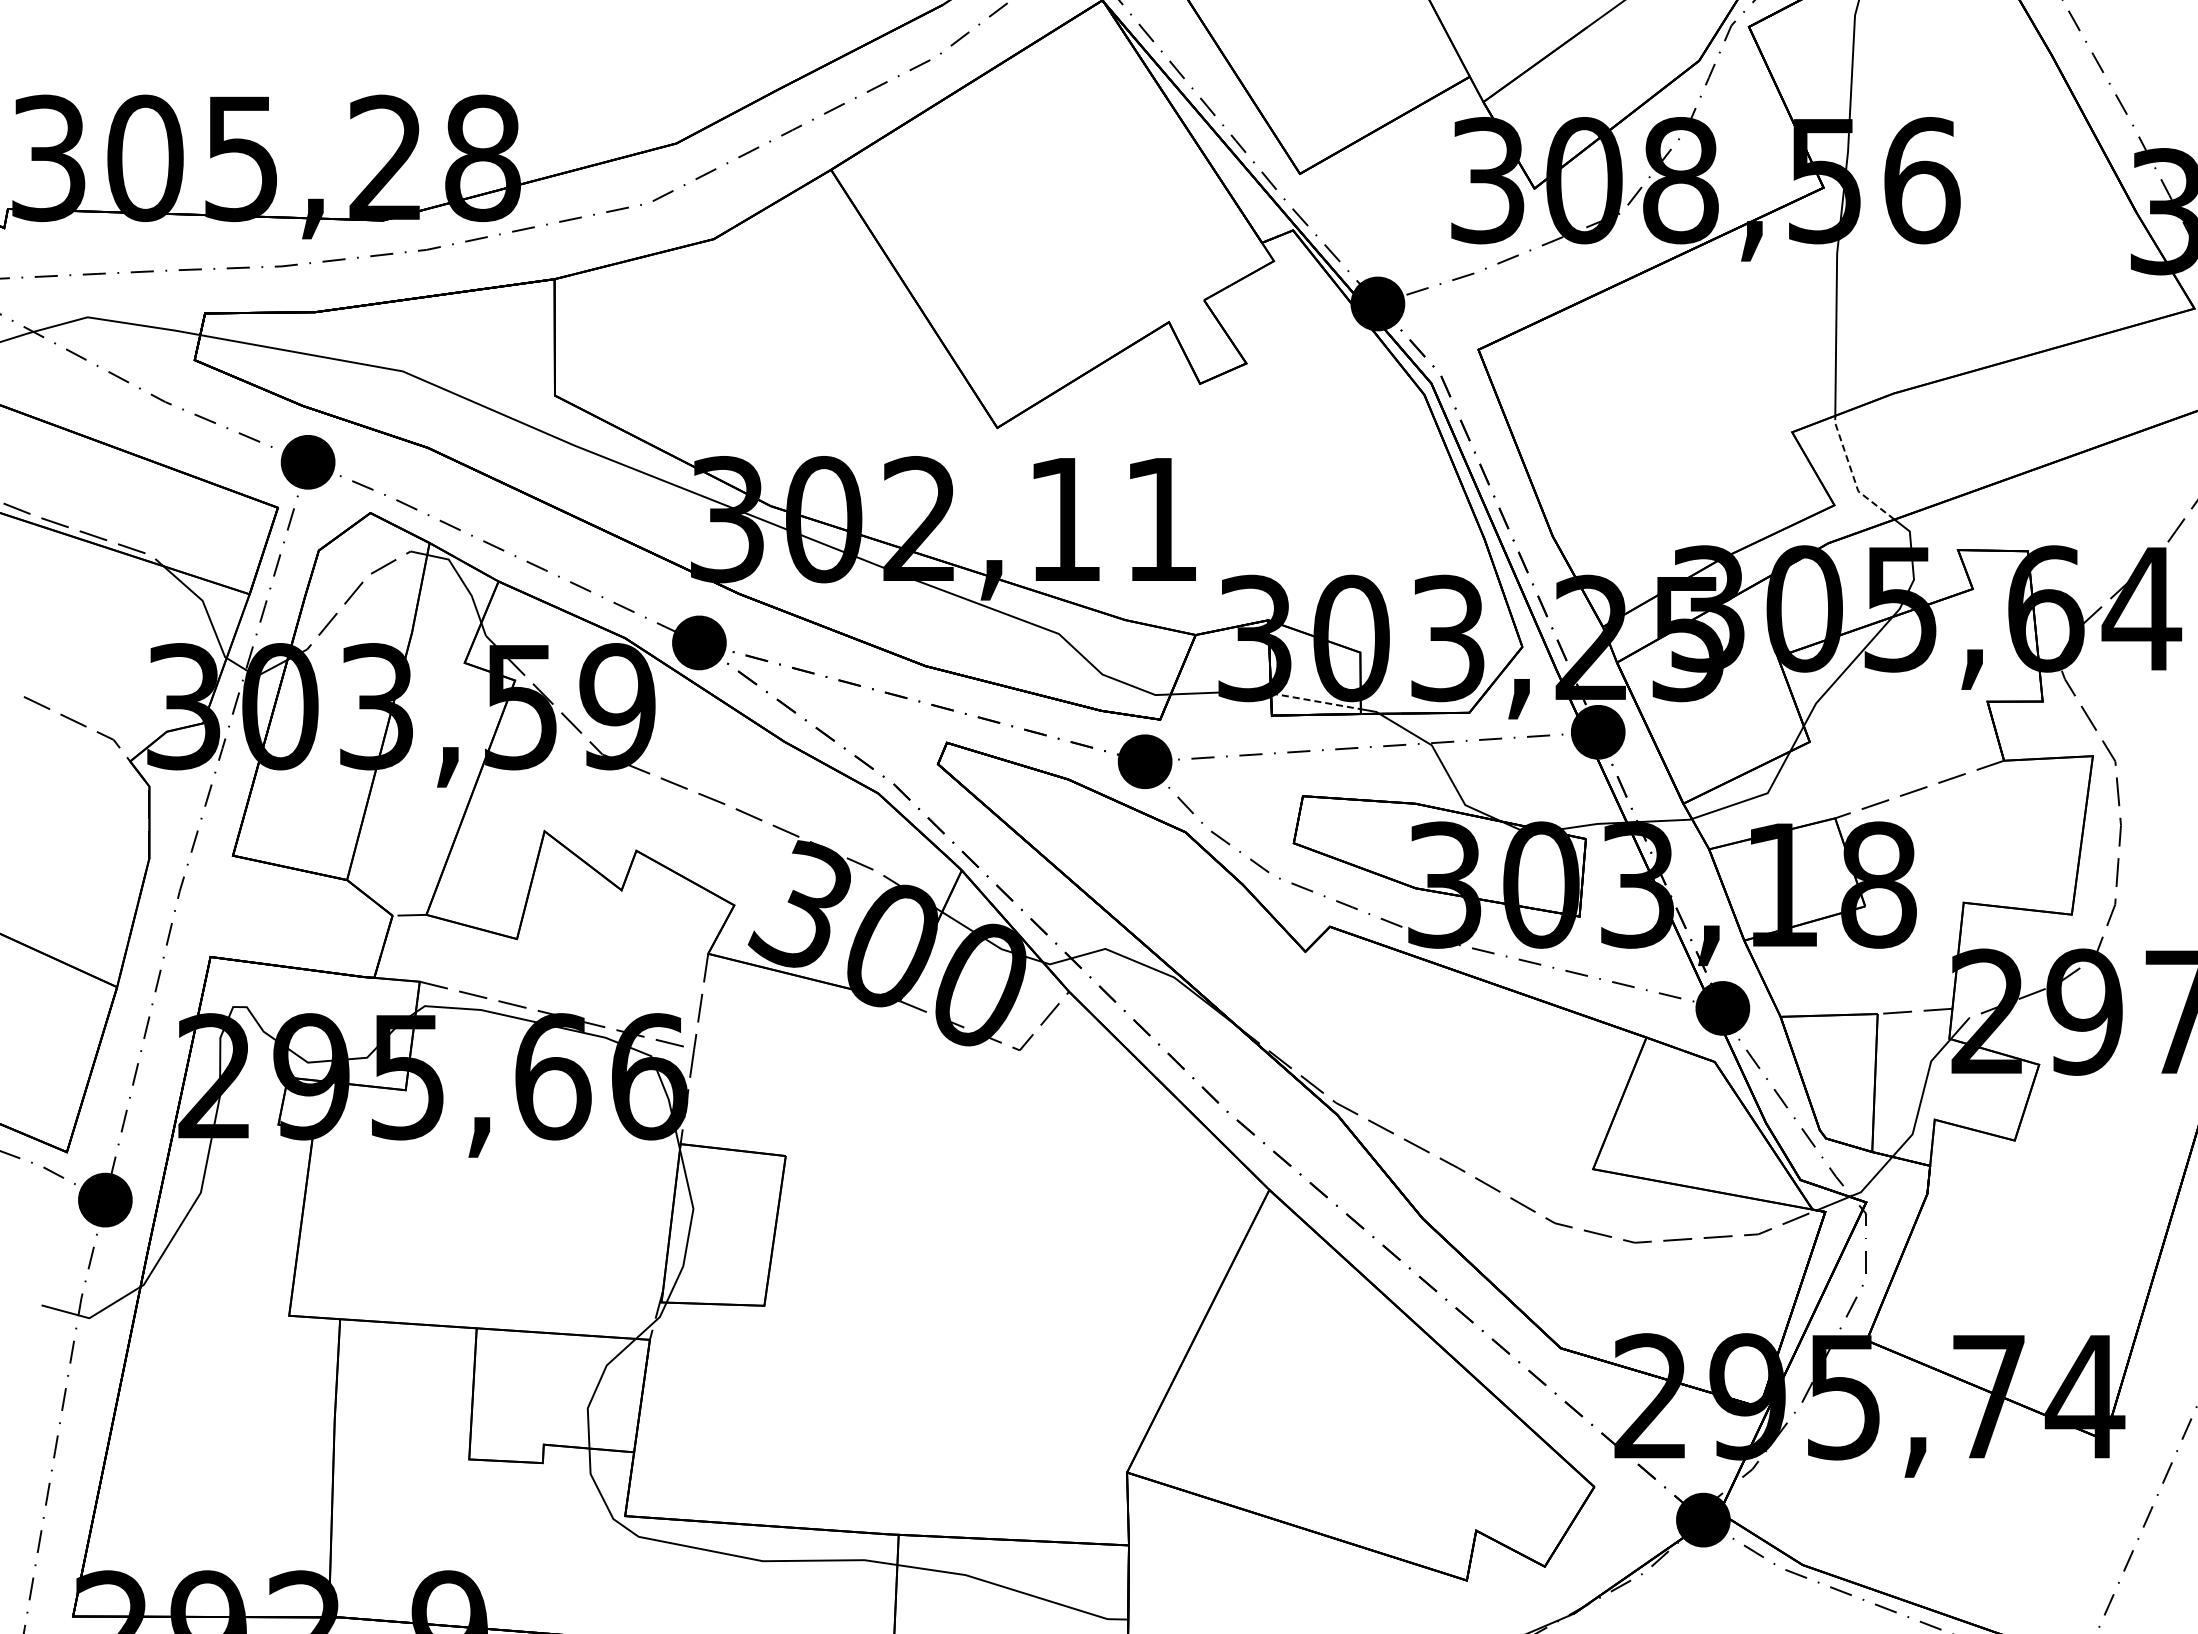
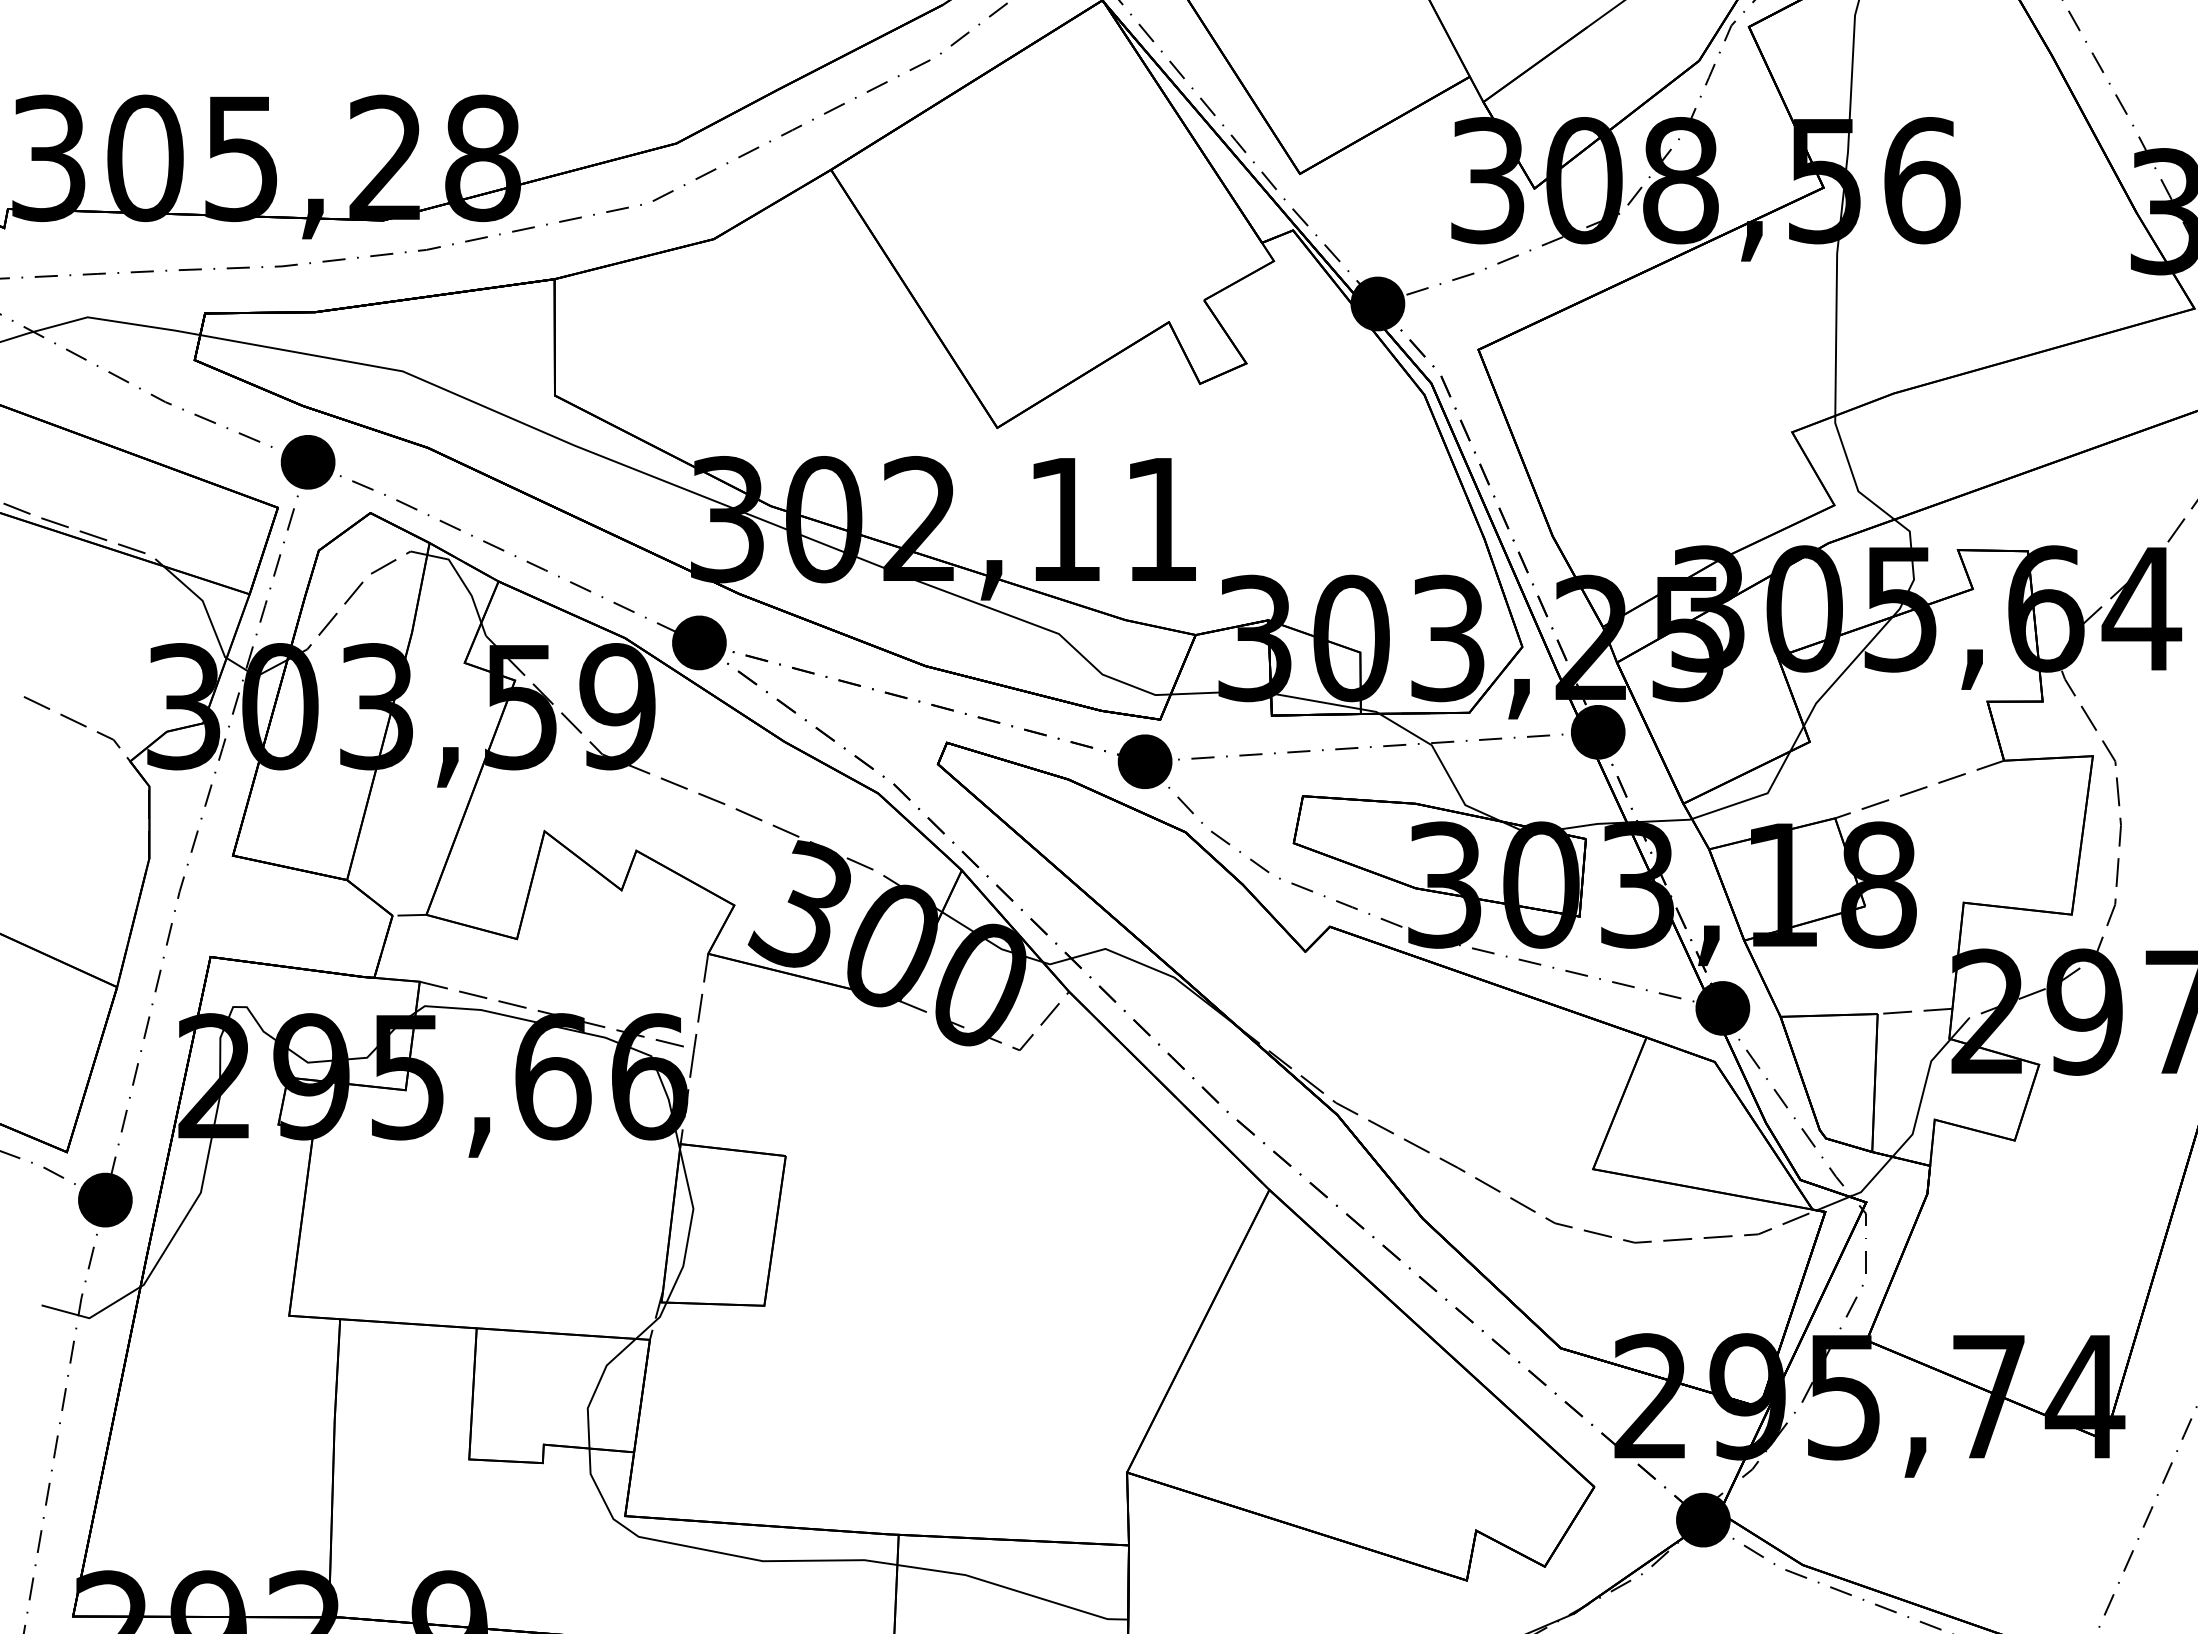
line: dashed -> solid (1852, 474)
line: dashed -> solid (1315, 701)
